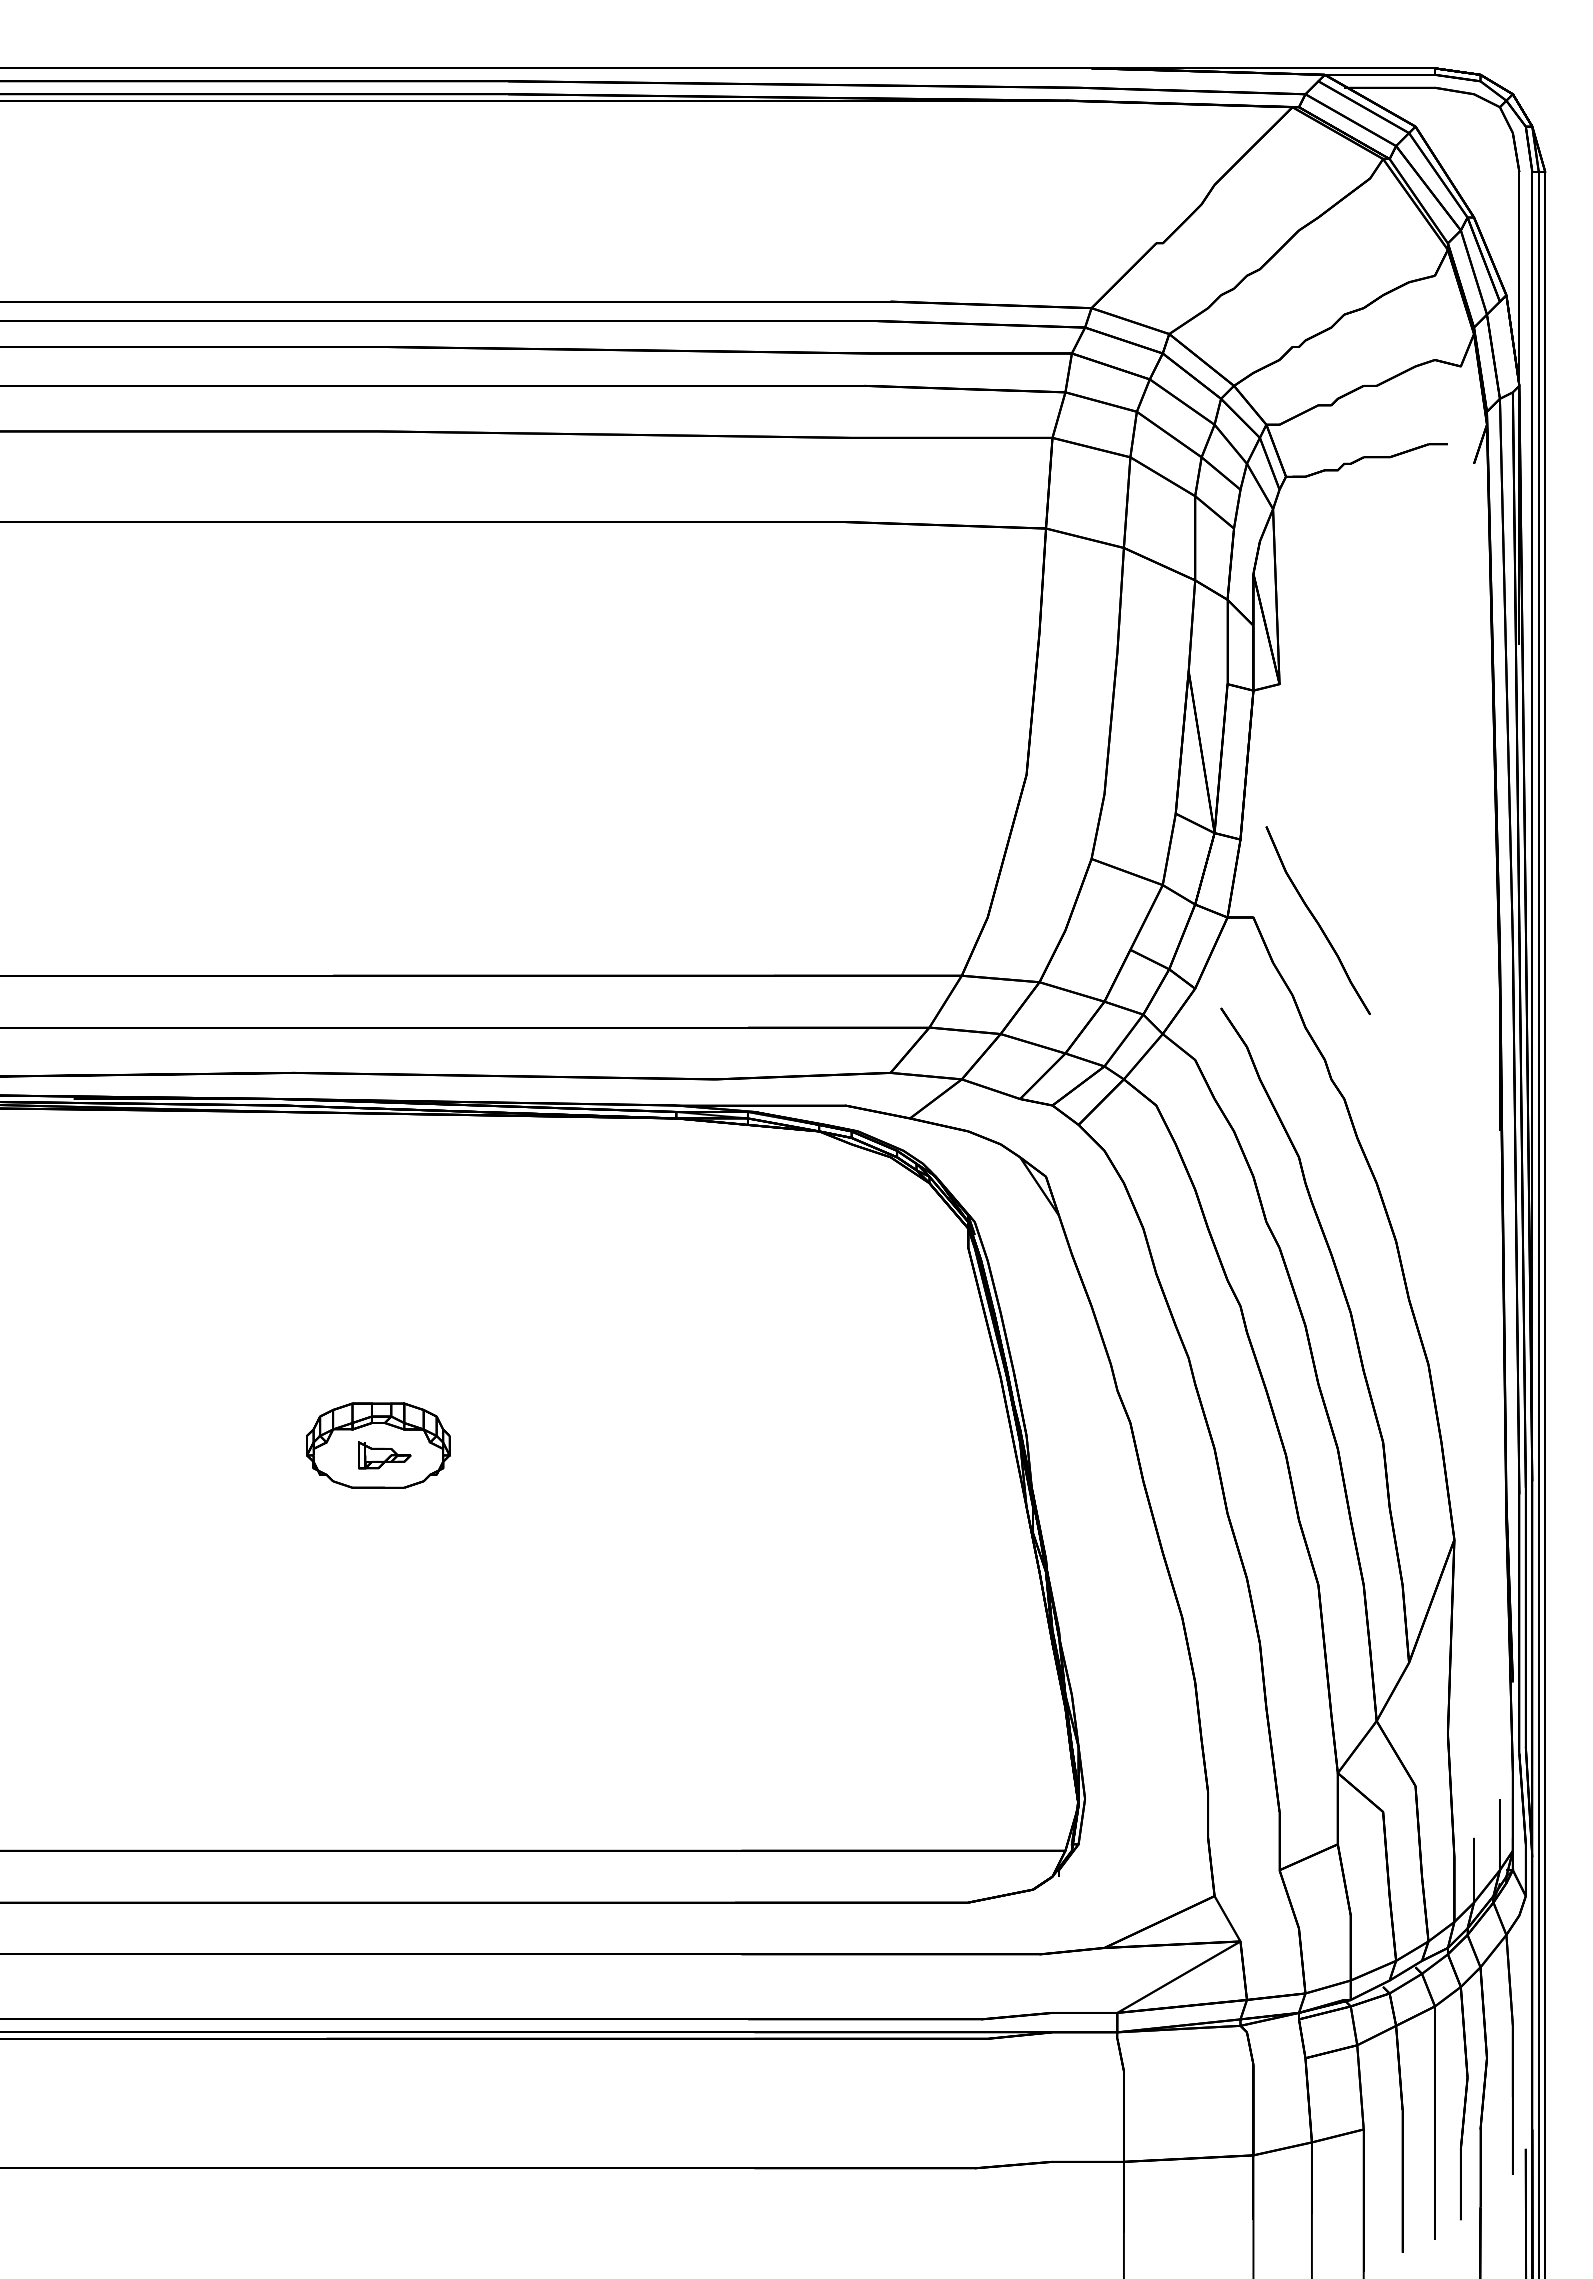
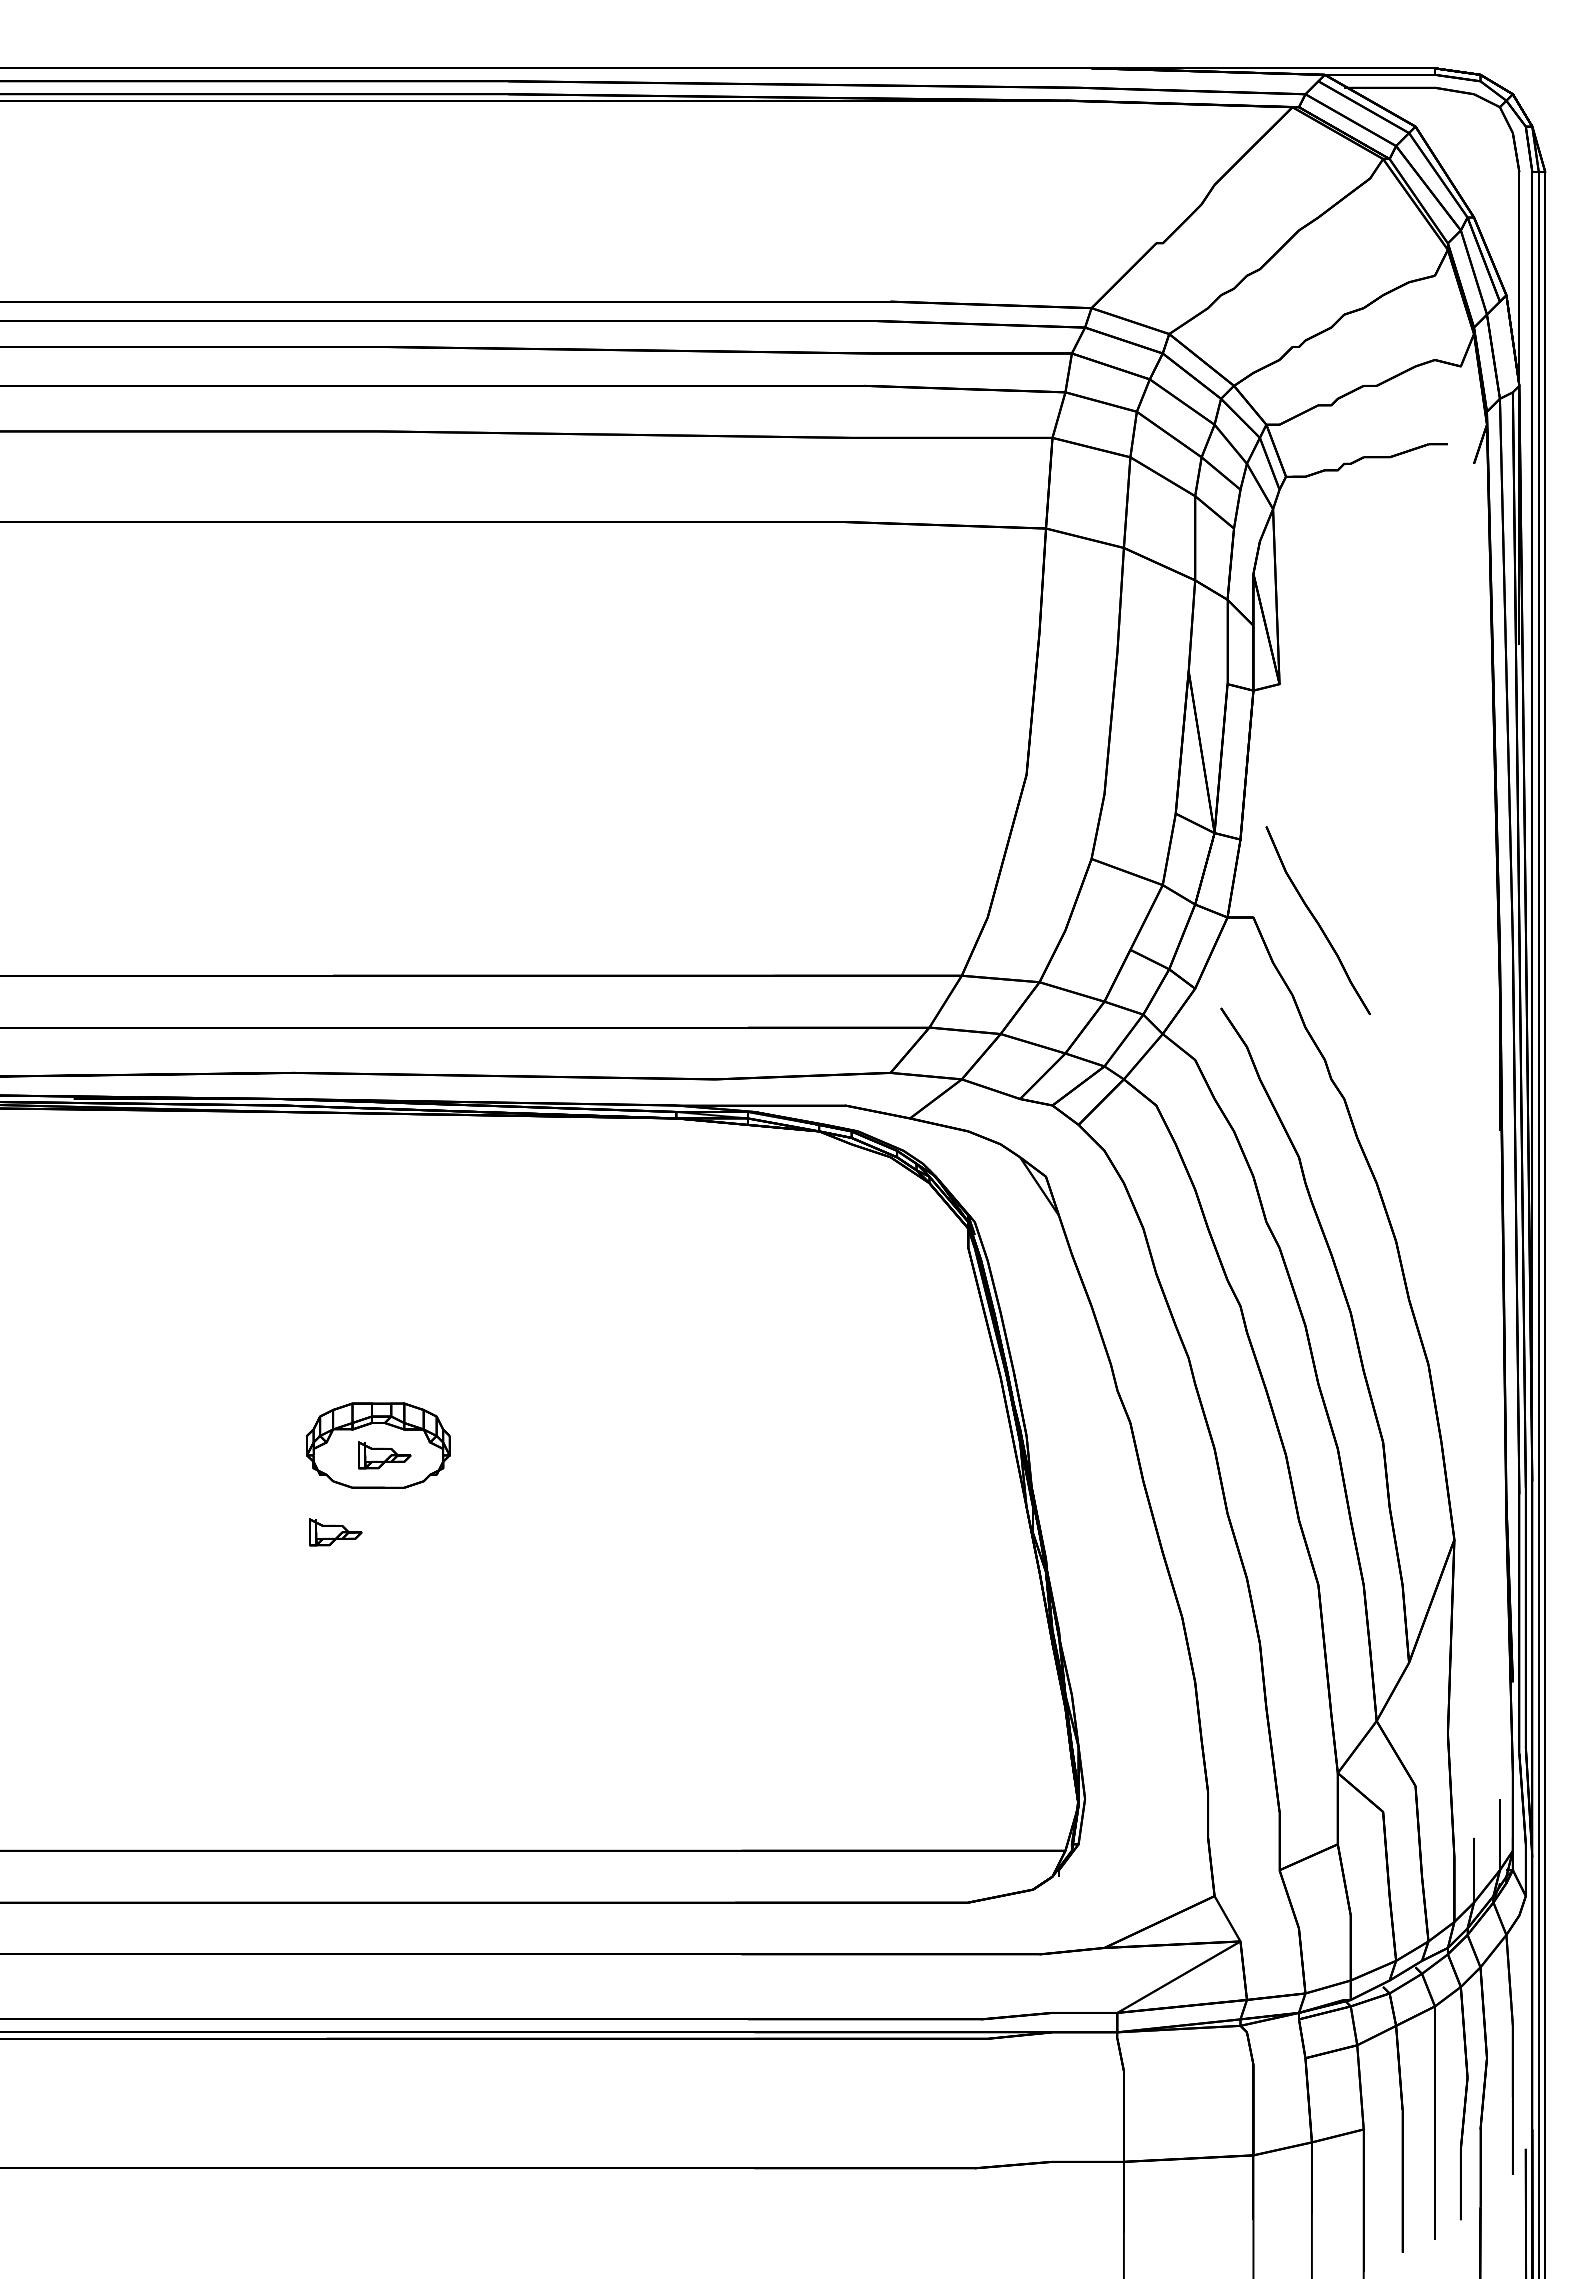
part: none -> present (335, 1532)
